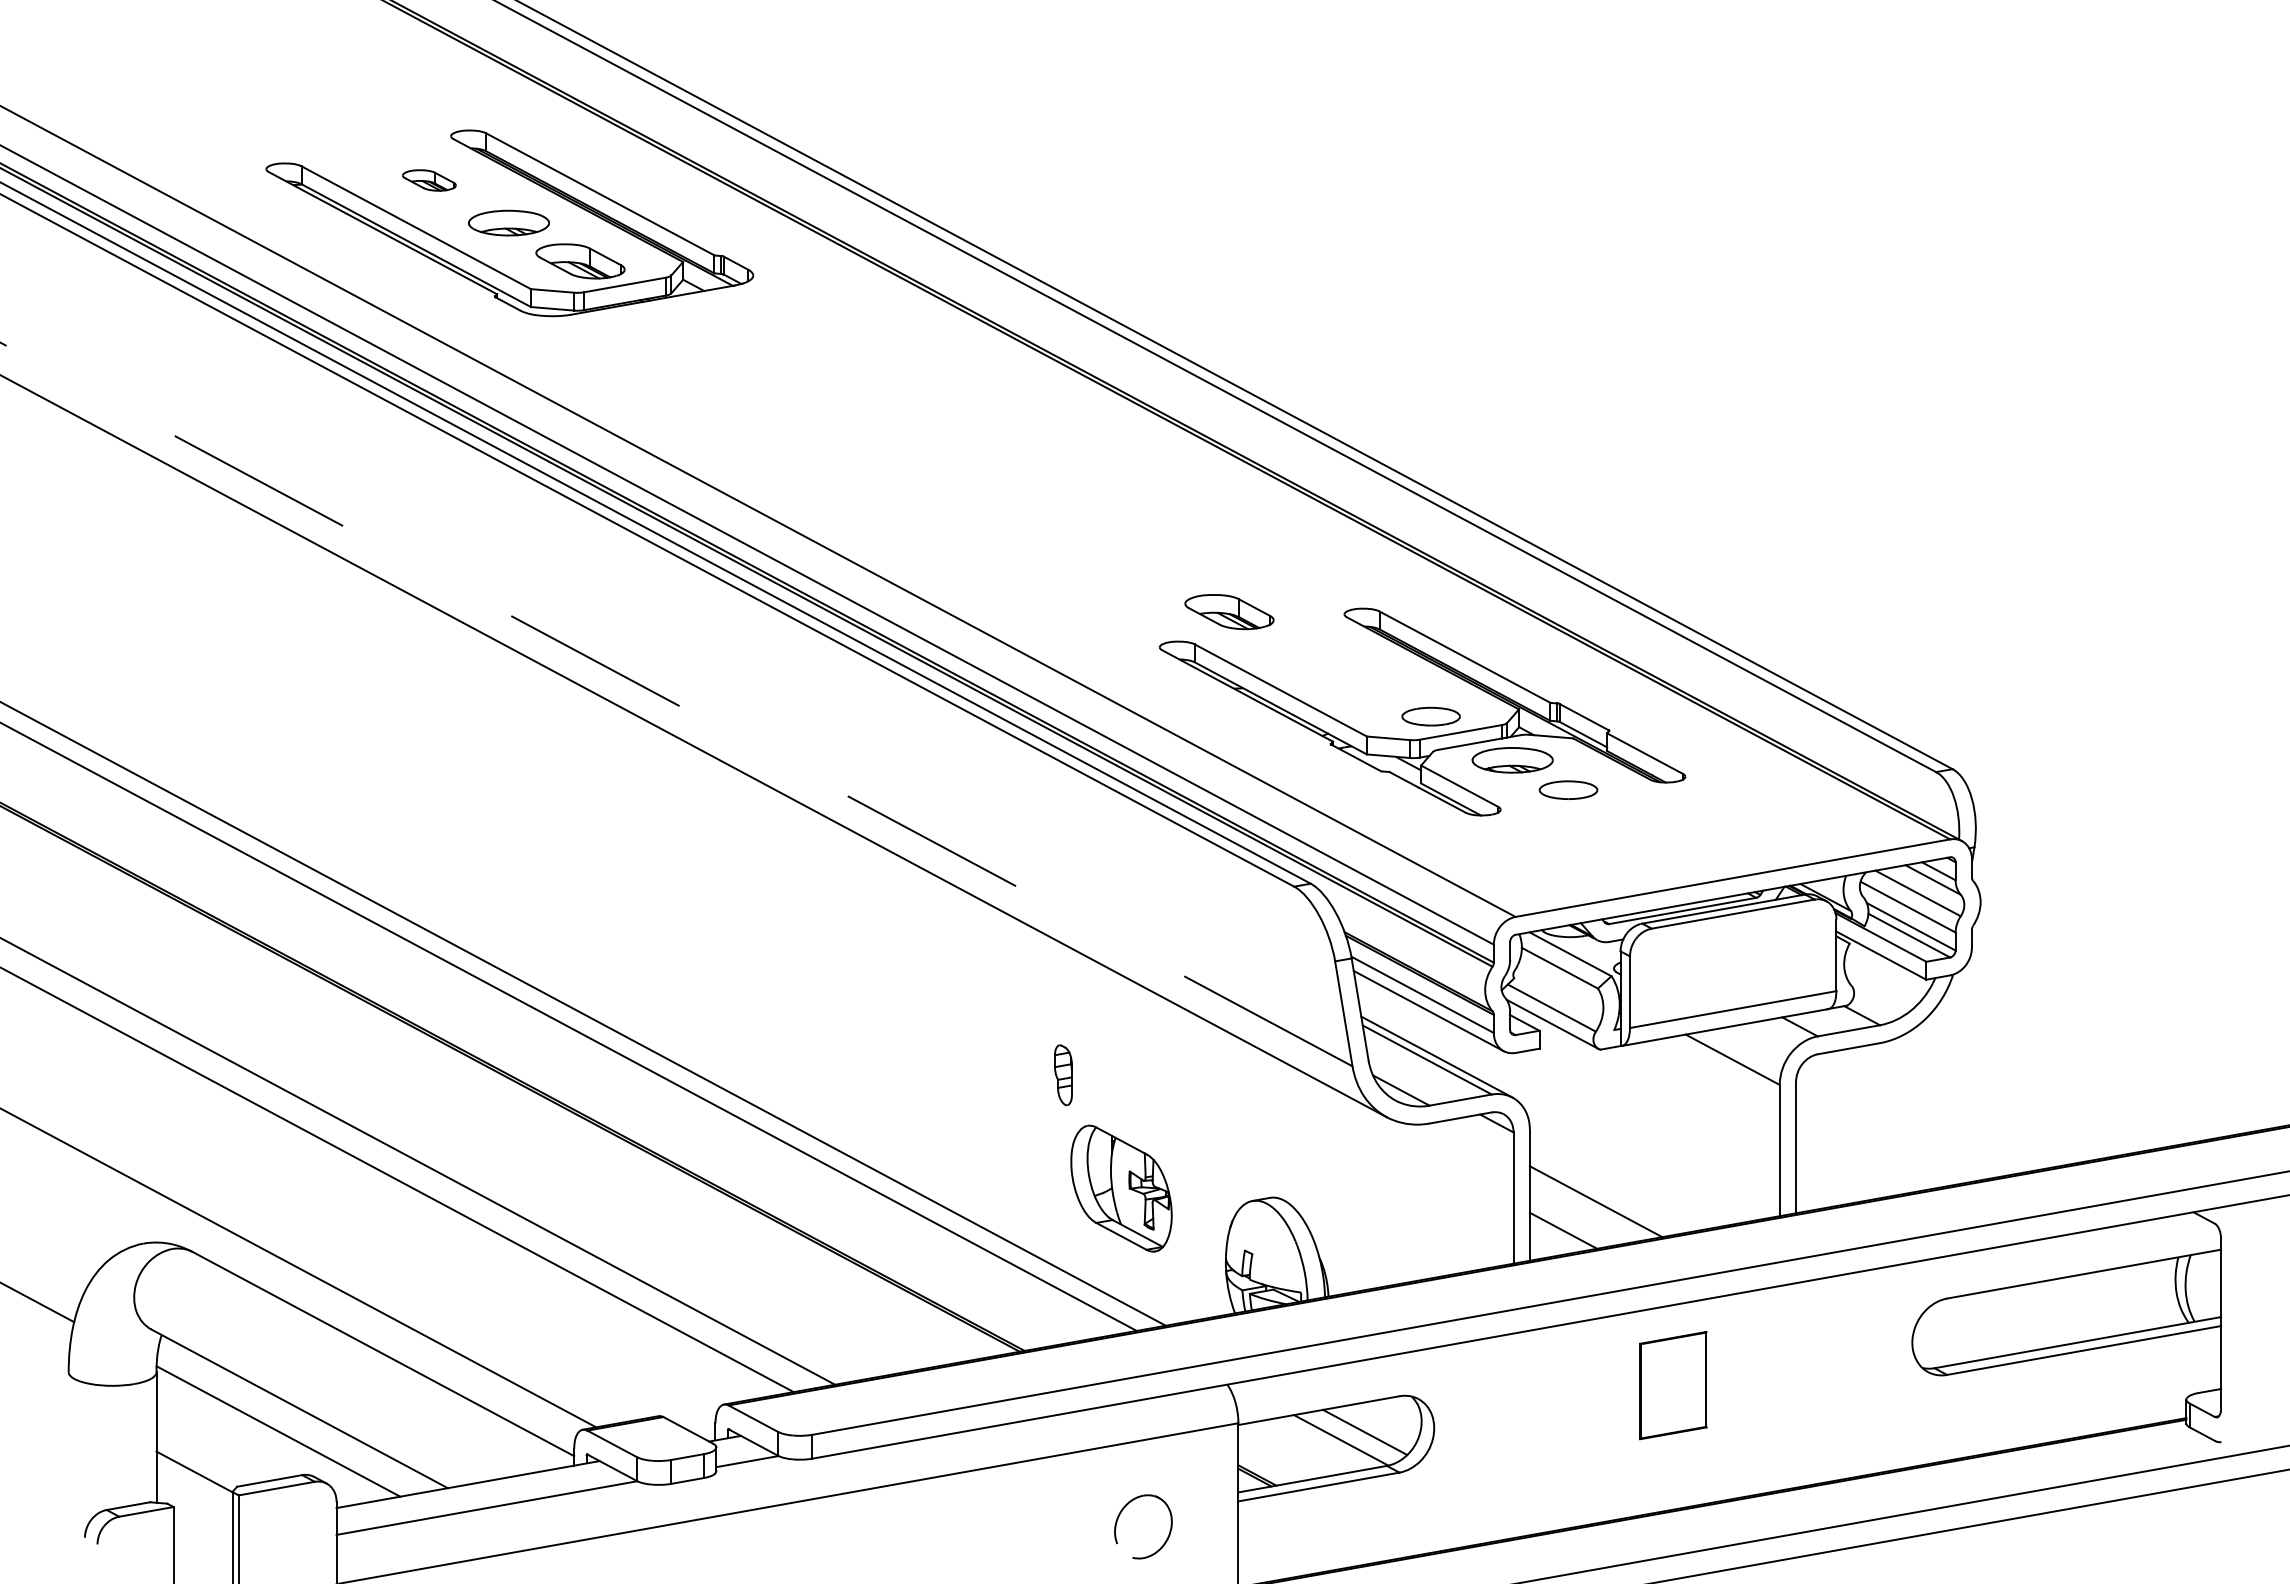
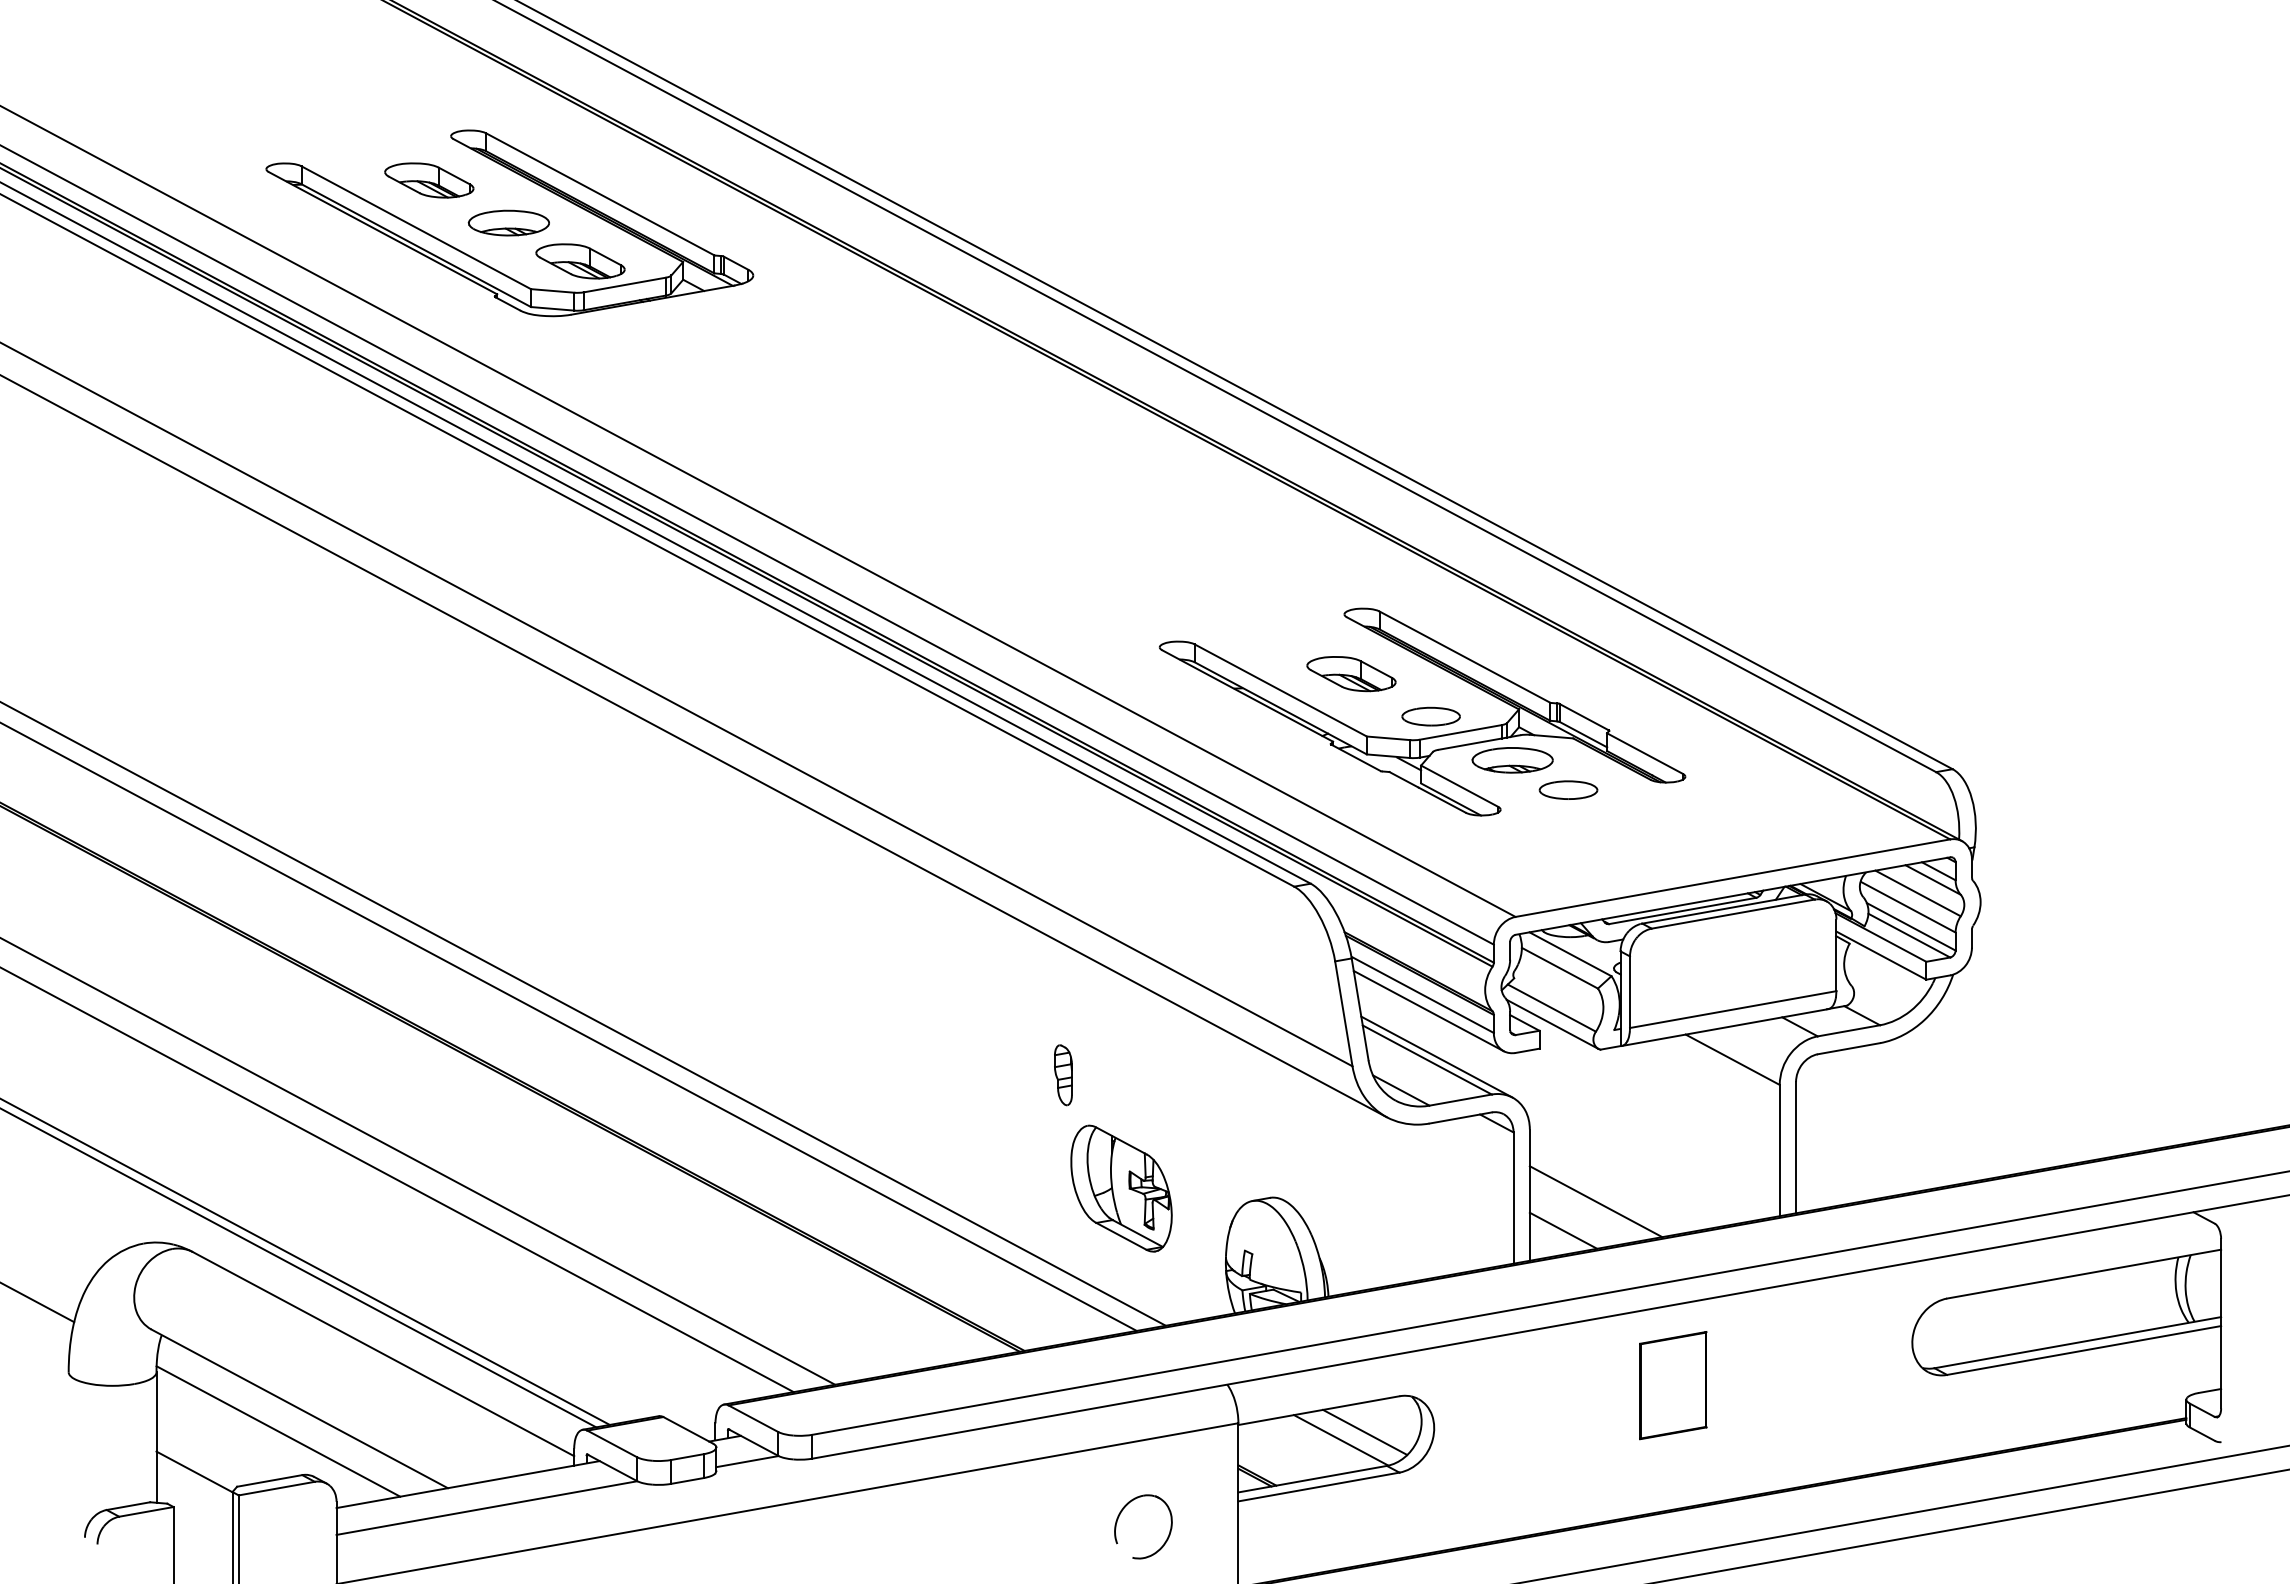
part size: 55x23 px -> 91x37 px (429, 180)
part position: (1229, 612) -> (1351, 674) (1351, 674)
line: dashed -> solid (676, 704)
line: none -> present (305, 1261)
